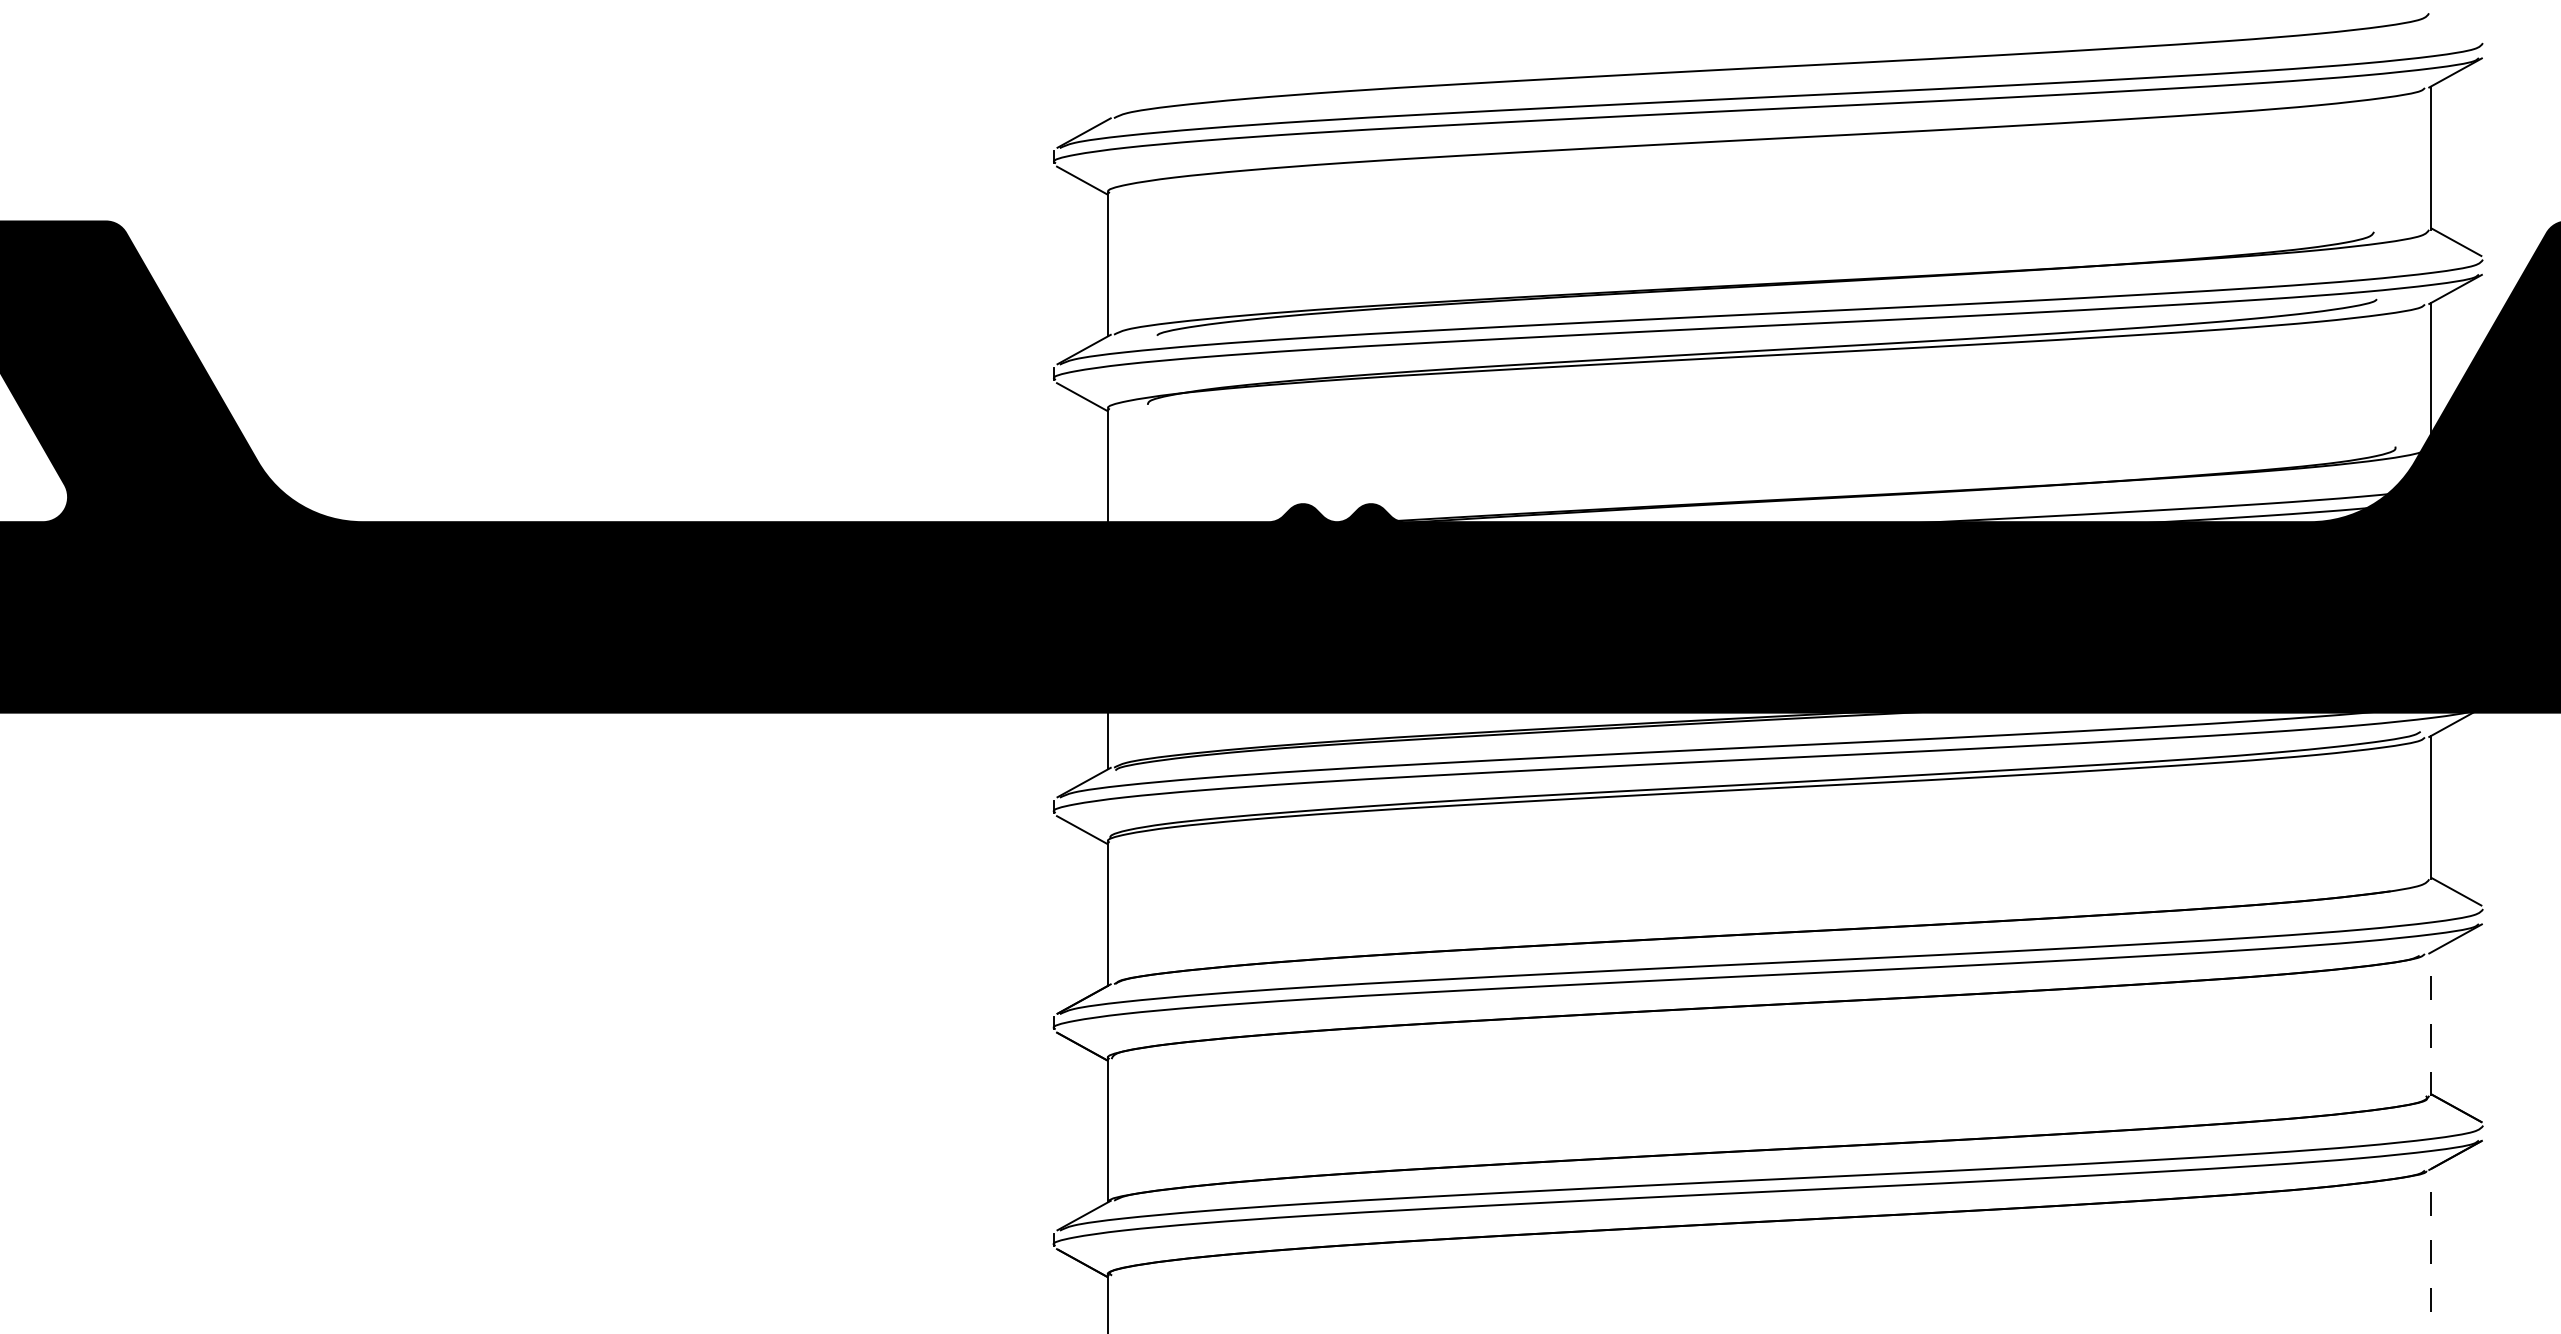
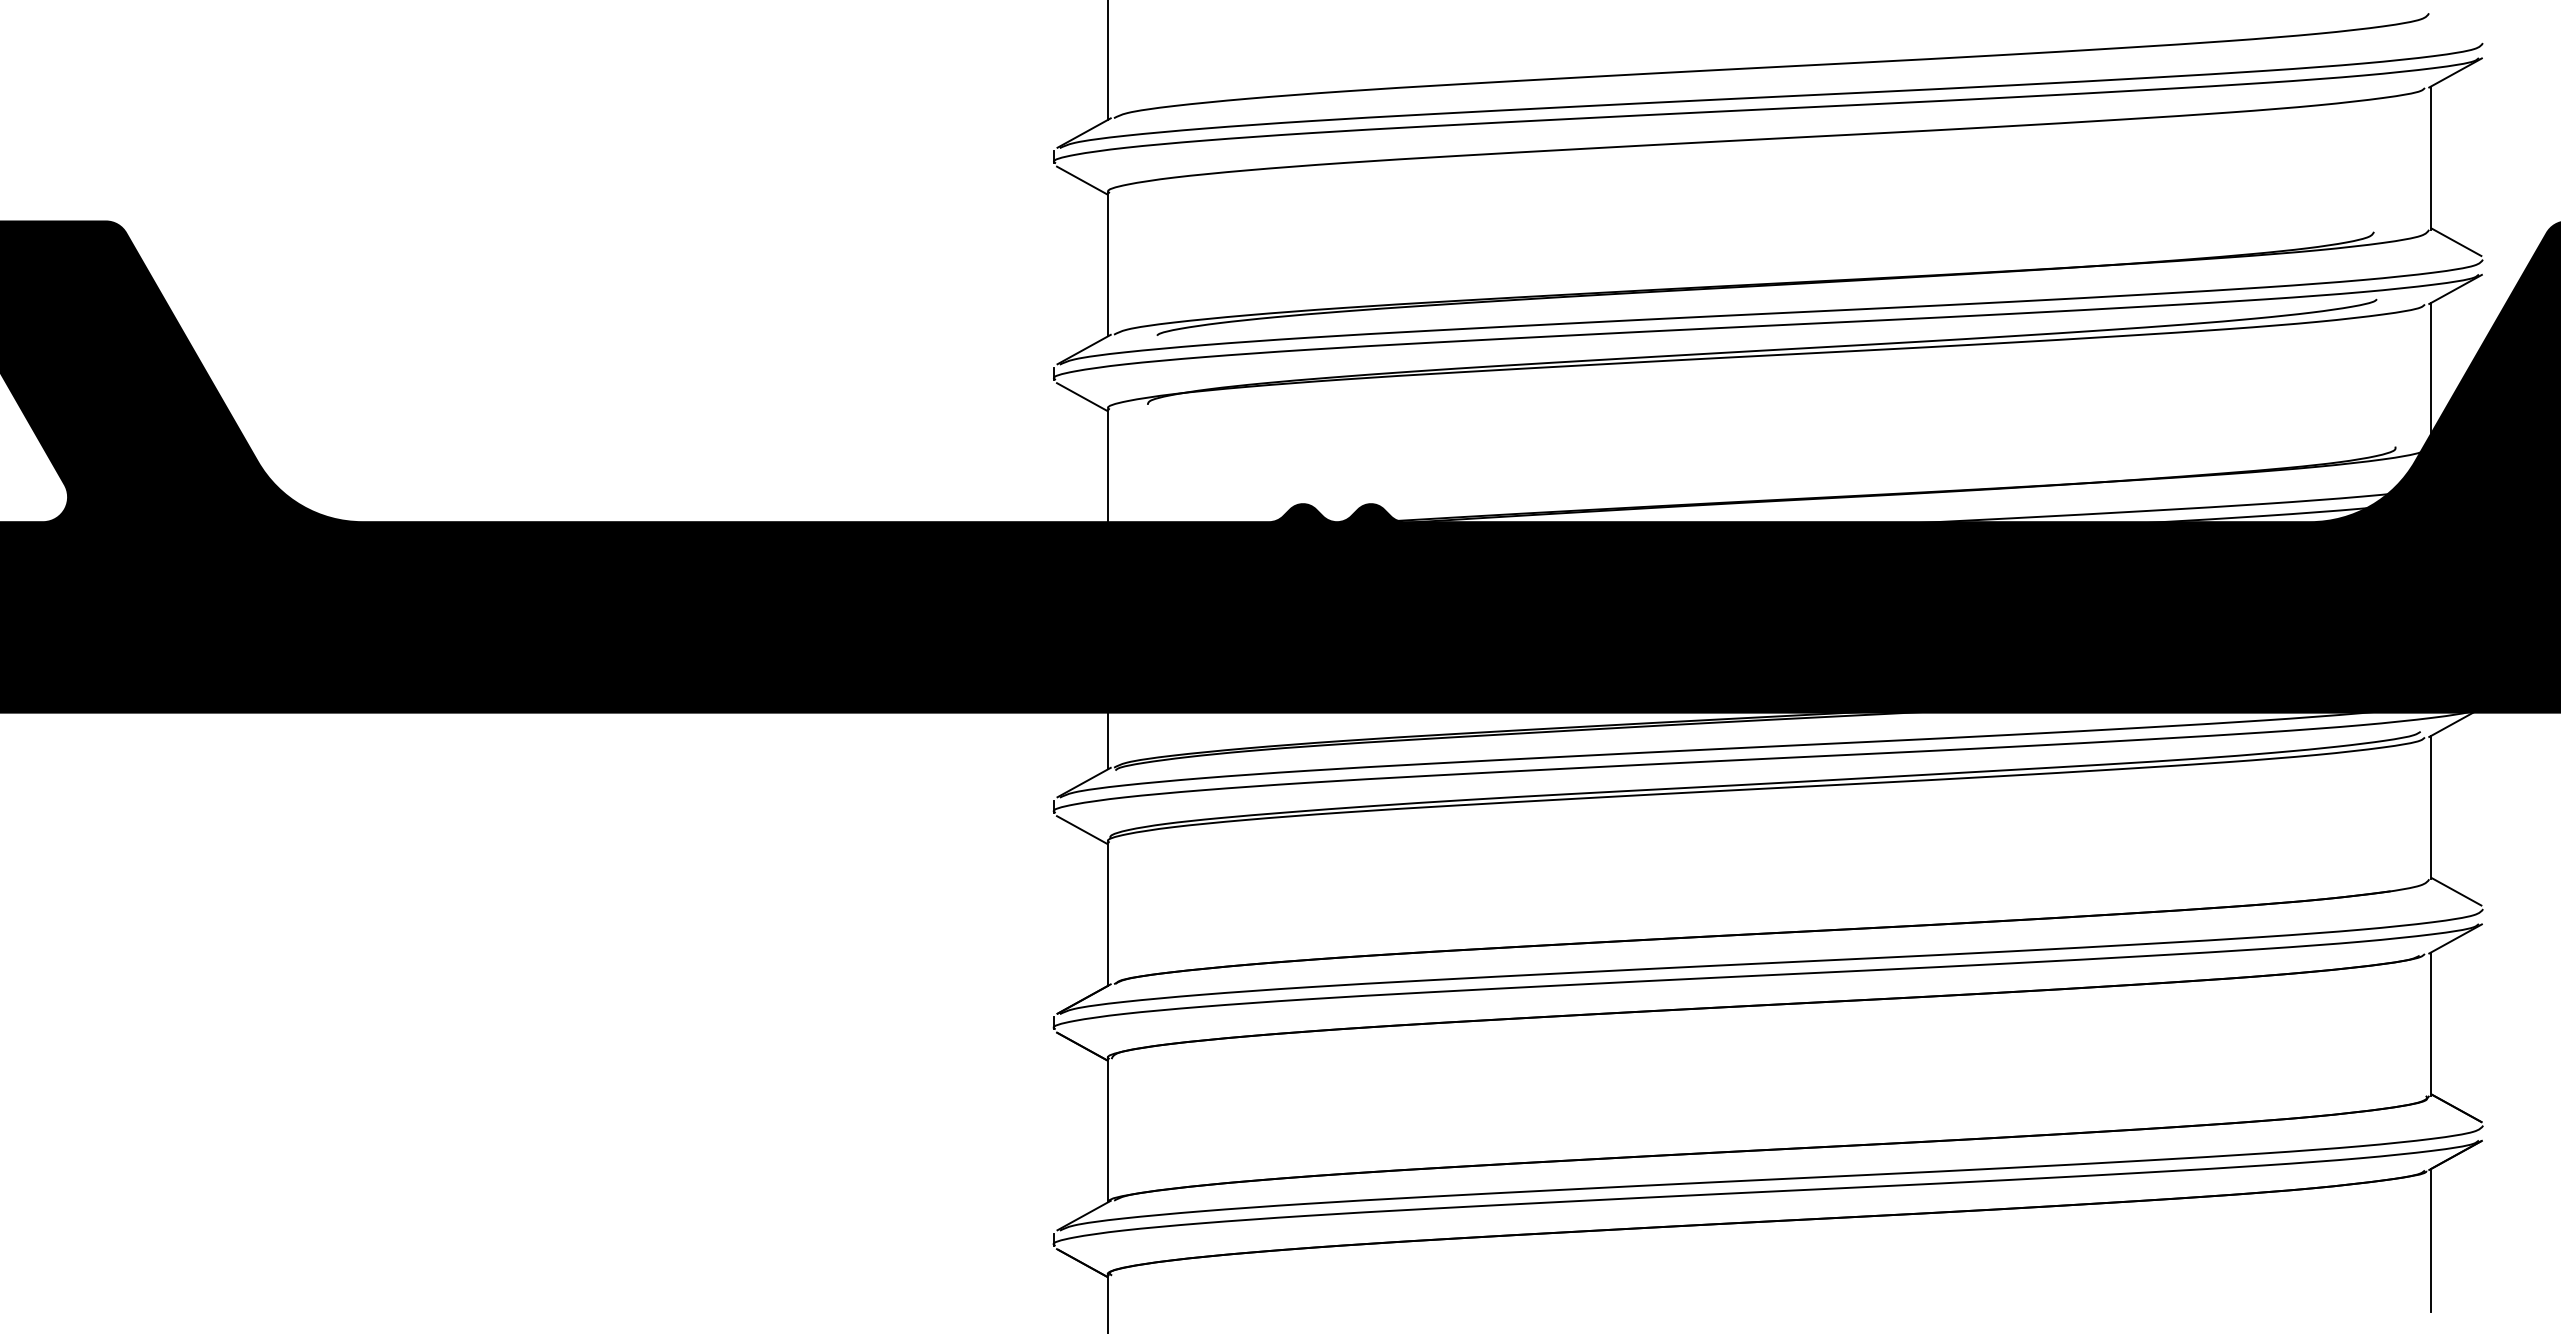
line: none -> present (1107, 60)
line: dashed -> solid (2430, 1024)
line: dashed -> solid (2430, 1240)
